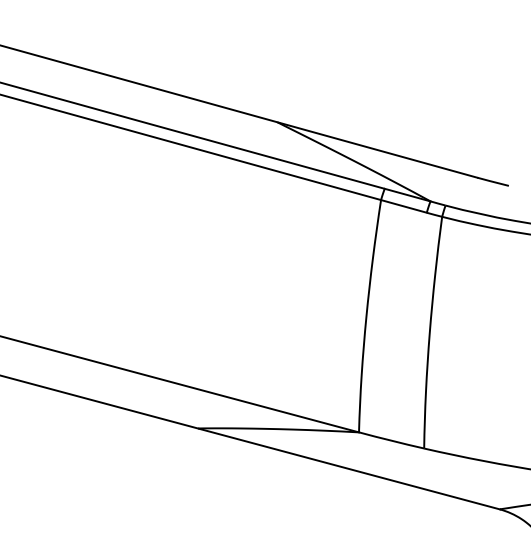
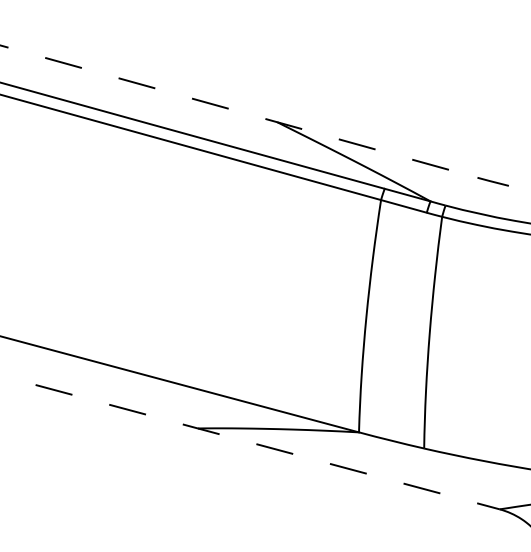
line: solid -> dashed (239, 111)
line: solid -> dashed (250, 442)
